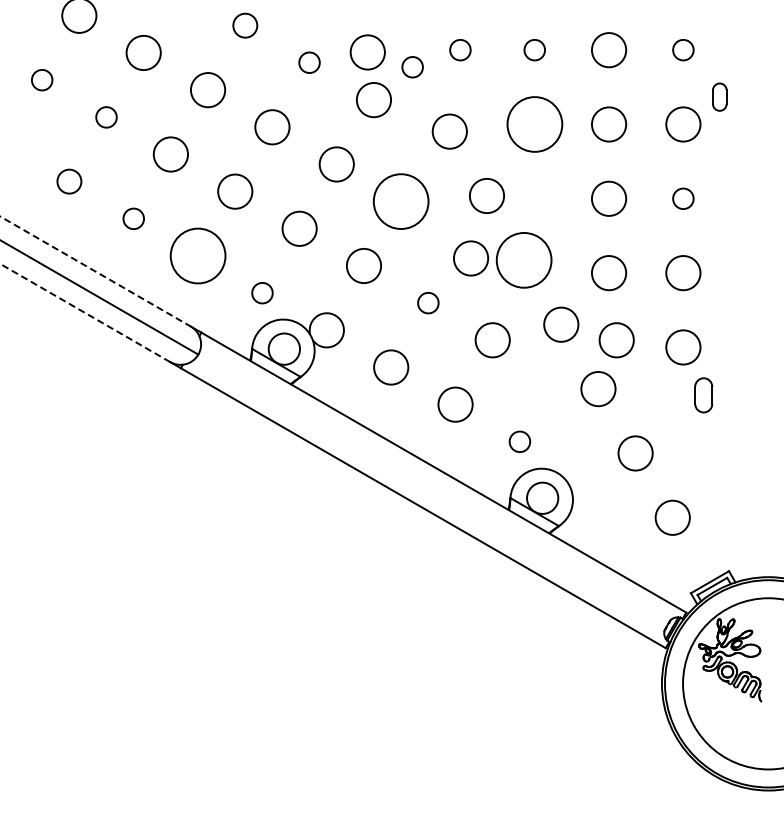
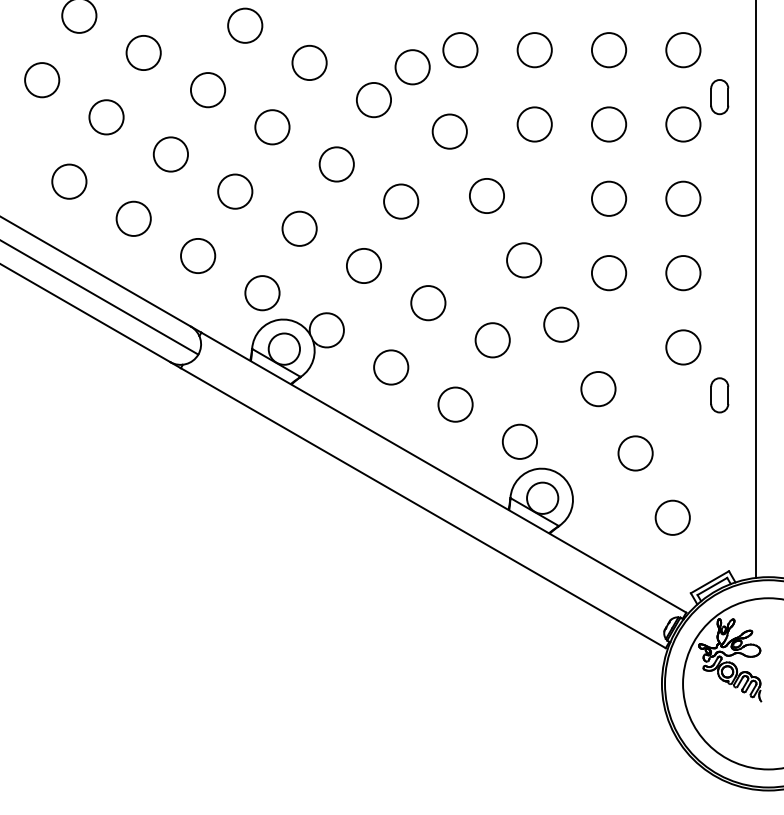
circle size: 27x27 px -> 37x37 px (245, 25)
circle diameter: 21 px -> 34 px (460, 50)
circle diameter: 21 px -> 34 px (534, 50)
circle diameter: 21 px -> 34 px (683, 50)
circle: present -> none (367, 52)
circle size: 23x23 px -> 37x37 px (309, 62)
circle diameter: 21 px -> 34 px (412, 67)
circle diameter: 21 px -> 34 px (42, 80)
part size: 16x30 px -> 20x37 px (719, 97)
circle size: 23x23 px -> 37x37 px (106, 117)
circle size: 58x57 px -> 37x37 px (534, 124)
circle size: 27x27 px -> 37x37 px (69, 181)
circle diameter: 21 px -> 34 px (683, 198)
circle diameter: 55 px -> 34 px (401, 201)
circle diameter: 21 px -> 34 px (133, 218)
circle diameter: 55 px -> 34 px (198, 255)
circle: present -> none (471, 258)
circle diameter: 55 px -> 34 px (524, 260)
line: dashed -> solid (95, 271)
line: none -> present (756, 289)
circle diameter: 21 px -> 34 px (262, 293)
circle diameter: 21 px -> 34 px (428, 303)
line: dashed -> solid (85, 313)
circle: present -> none (616, 340)
part position: (703, 395) -> (719, 395) (719, 395)
circle diameter: 21 px -> 34 px (519, 441)
